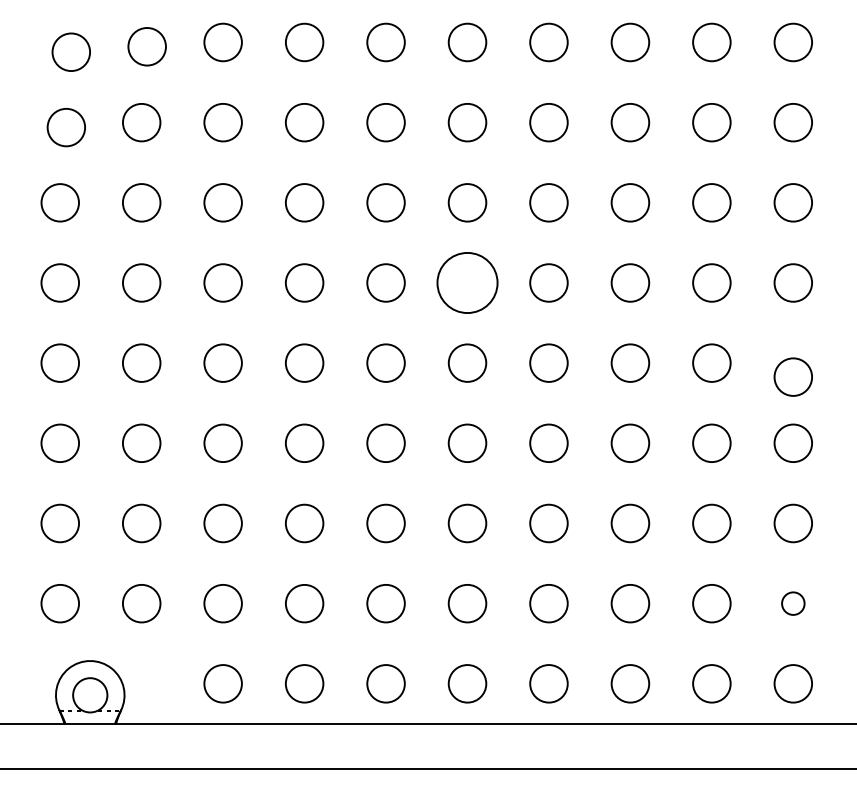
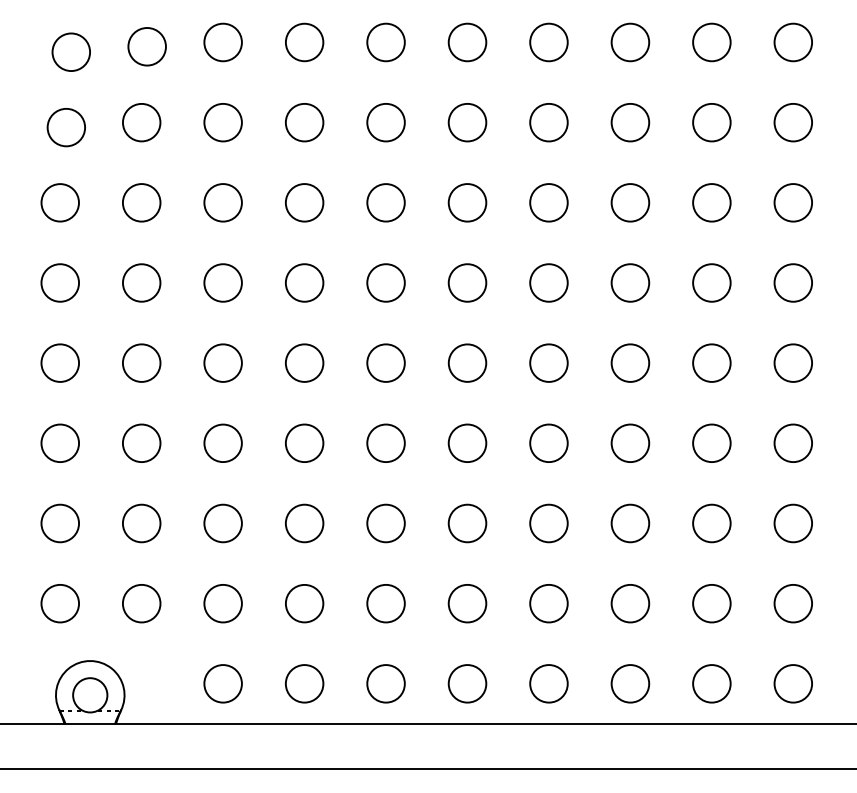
circle diameter: 60 px -> 38 px (467, 282)
circle position: (792, 376) -> (792, 362) (792, 362)
circle diameter: 23 px -> 38 px (793, 603)
